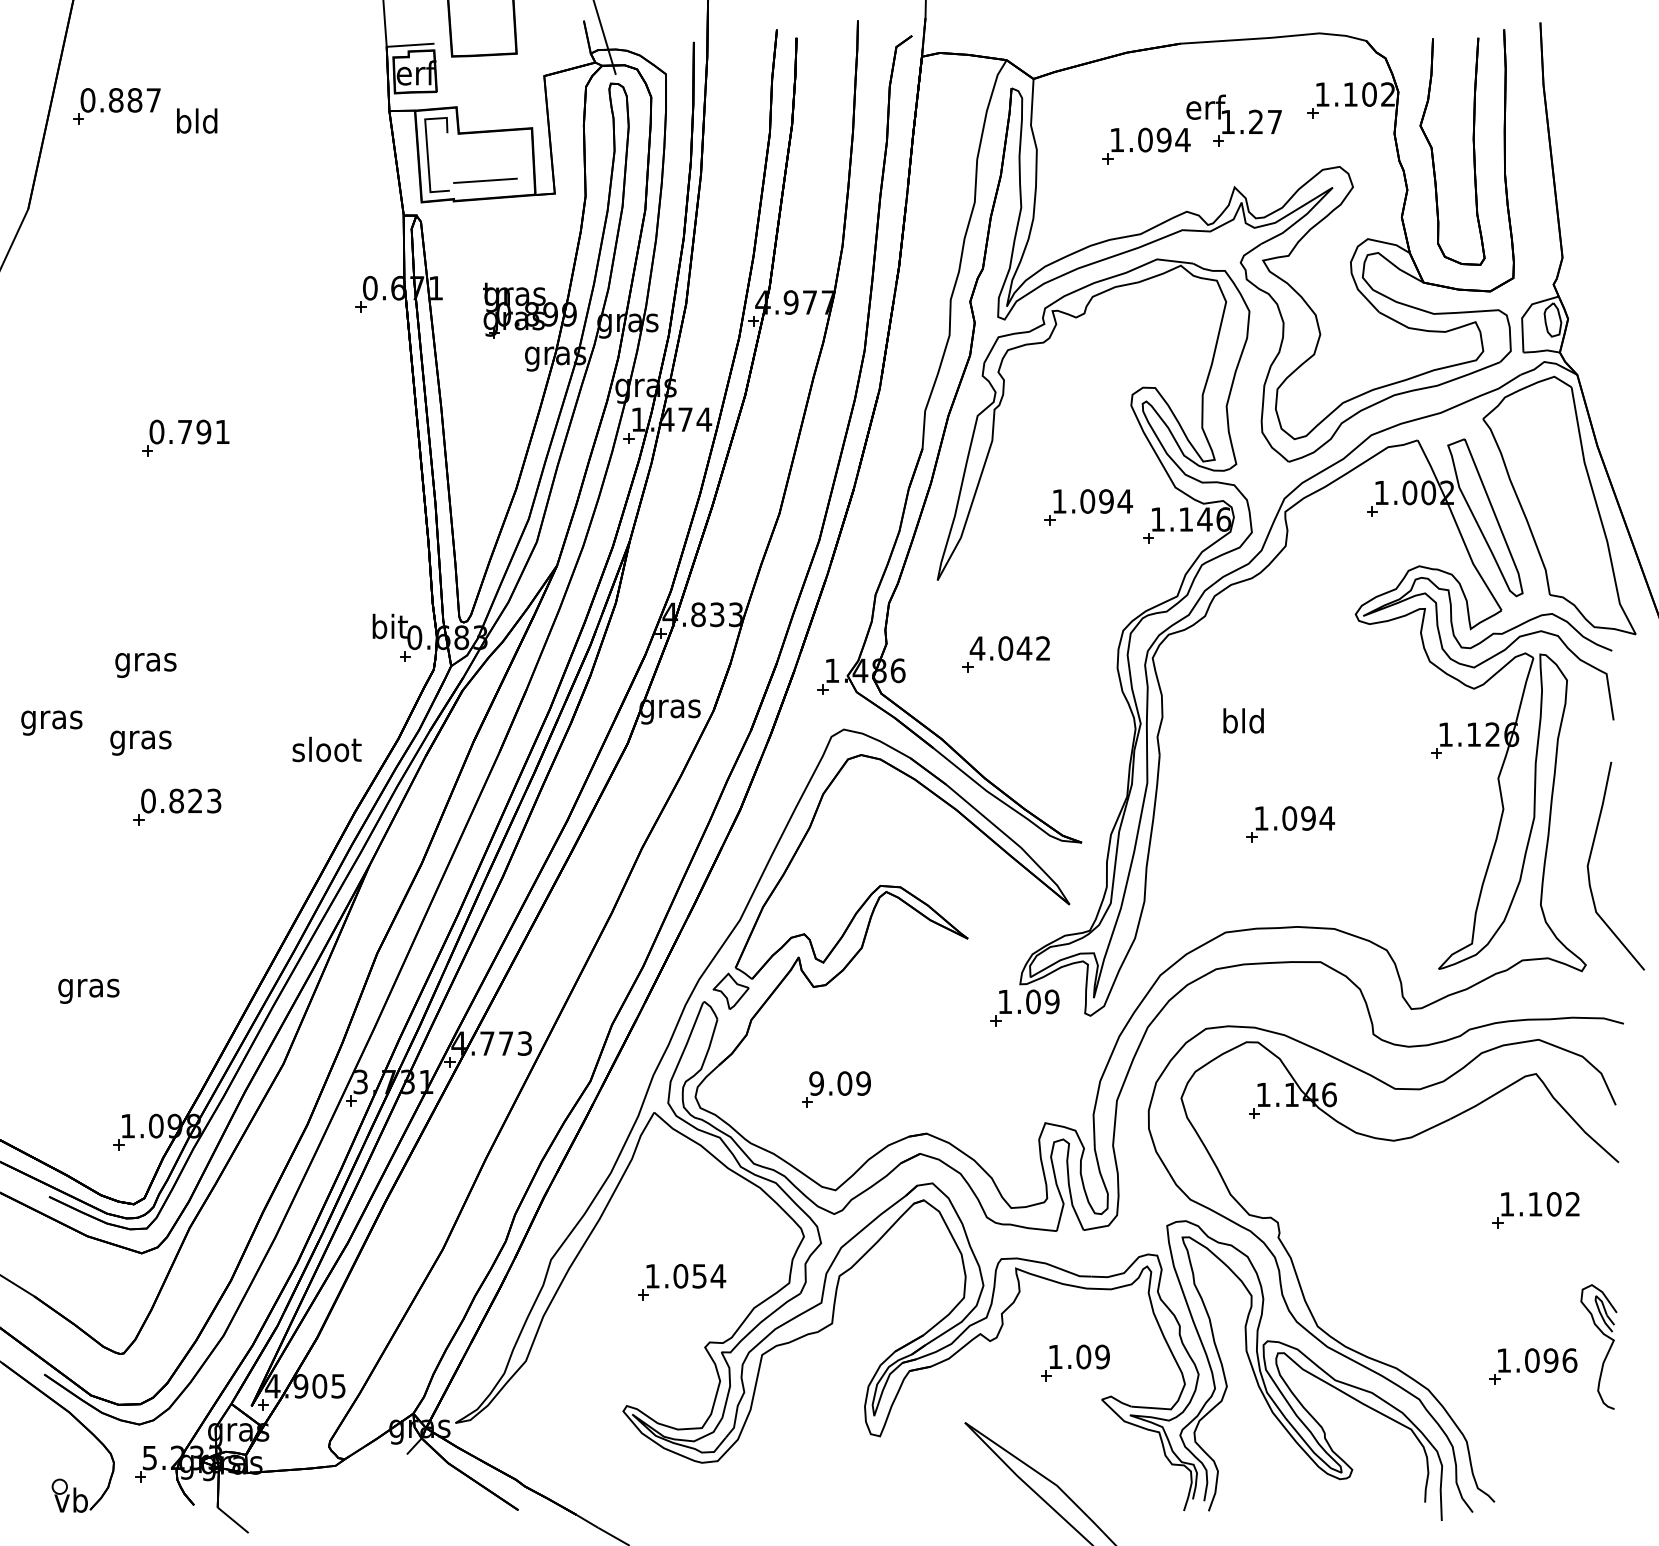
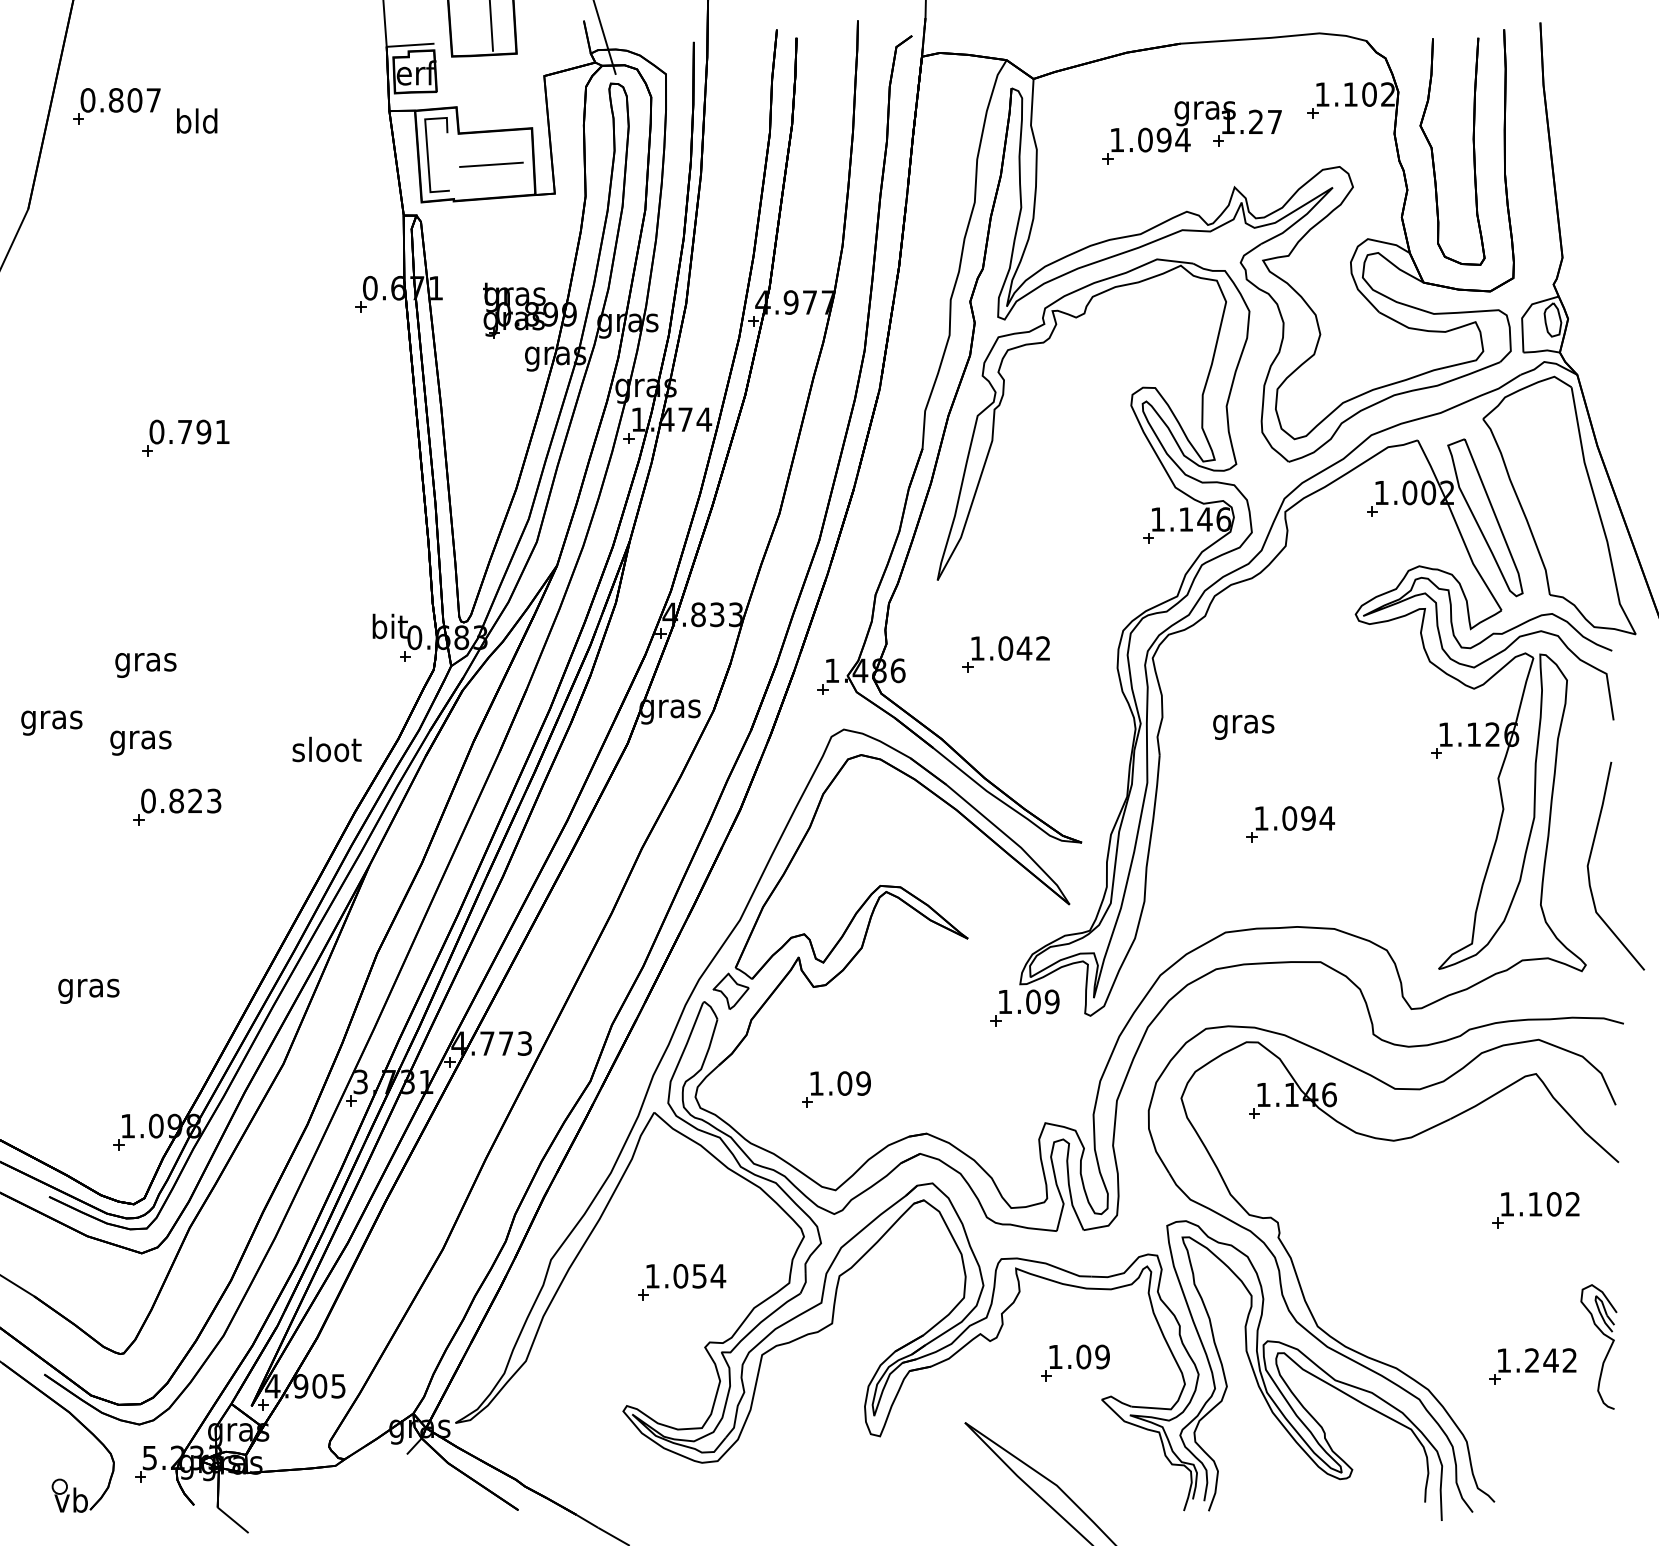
line: none -> present (491, 26)
text: 0.887 -> 0.807 (134, 100)
text: erf -> gras (1204, 110)
line position: (485, 180) -> (491, 164) (491, 164)
part: present -> none (1088, 507)
text: 4.042 -> 1.042 (977, 648)
text: bld -> gras (1243, 723)
text: 9.09 -> 1.09 (816, 1083)
text: 1.096 -> 1.242 (1551, 1360)
